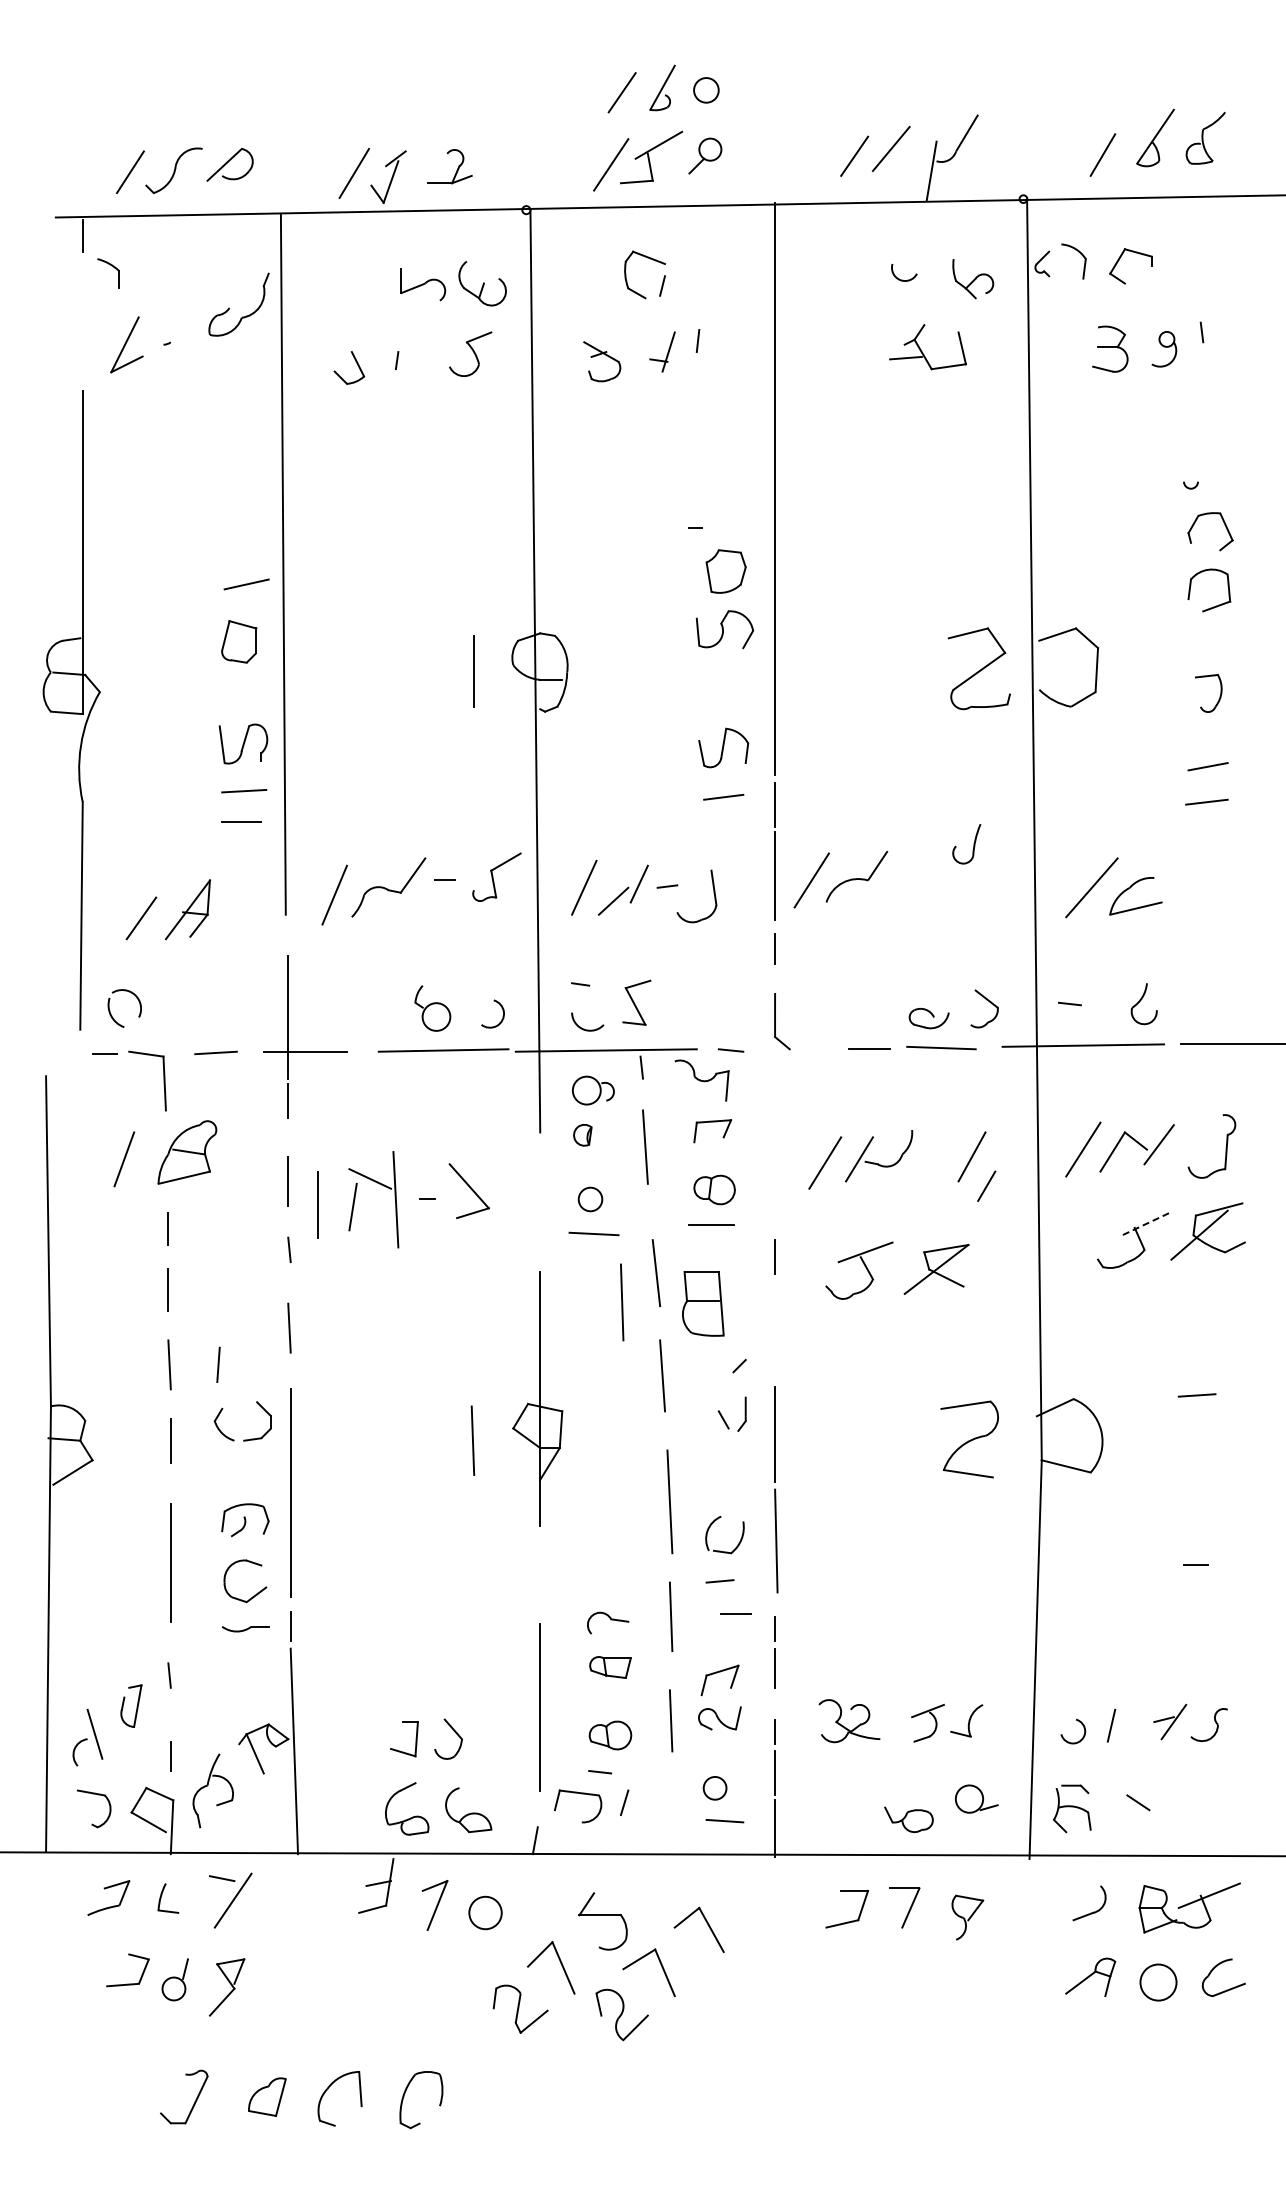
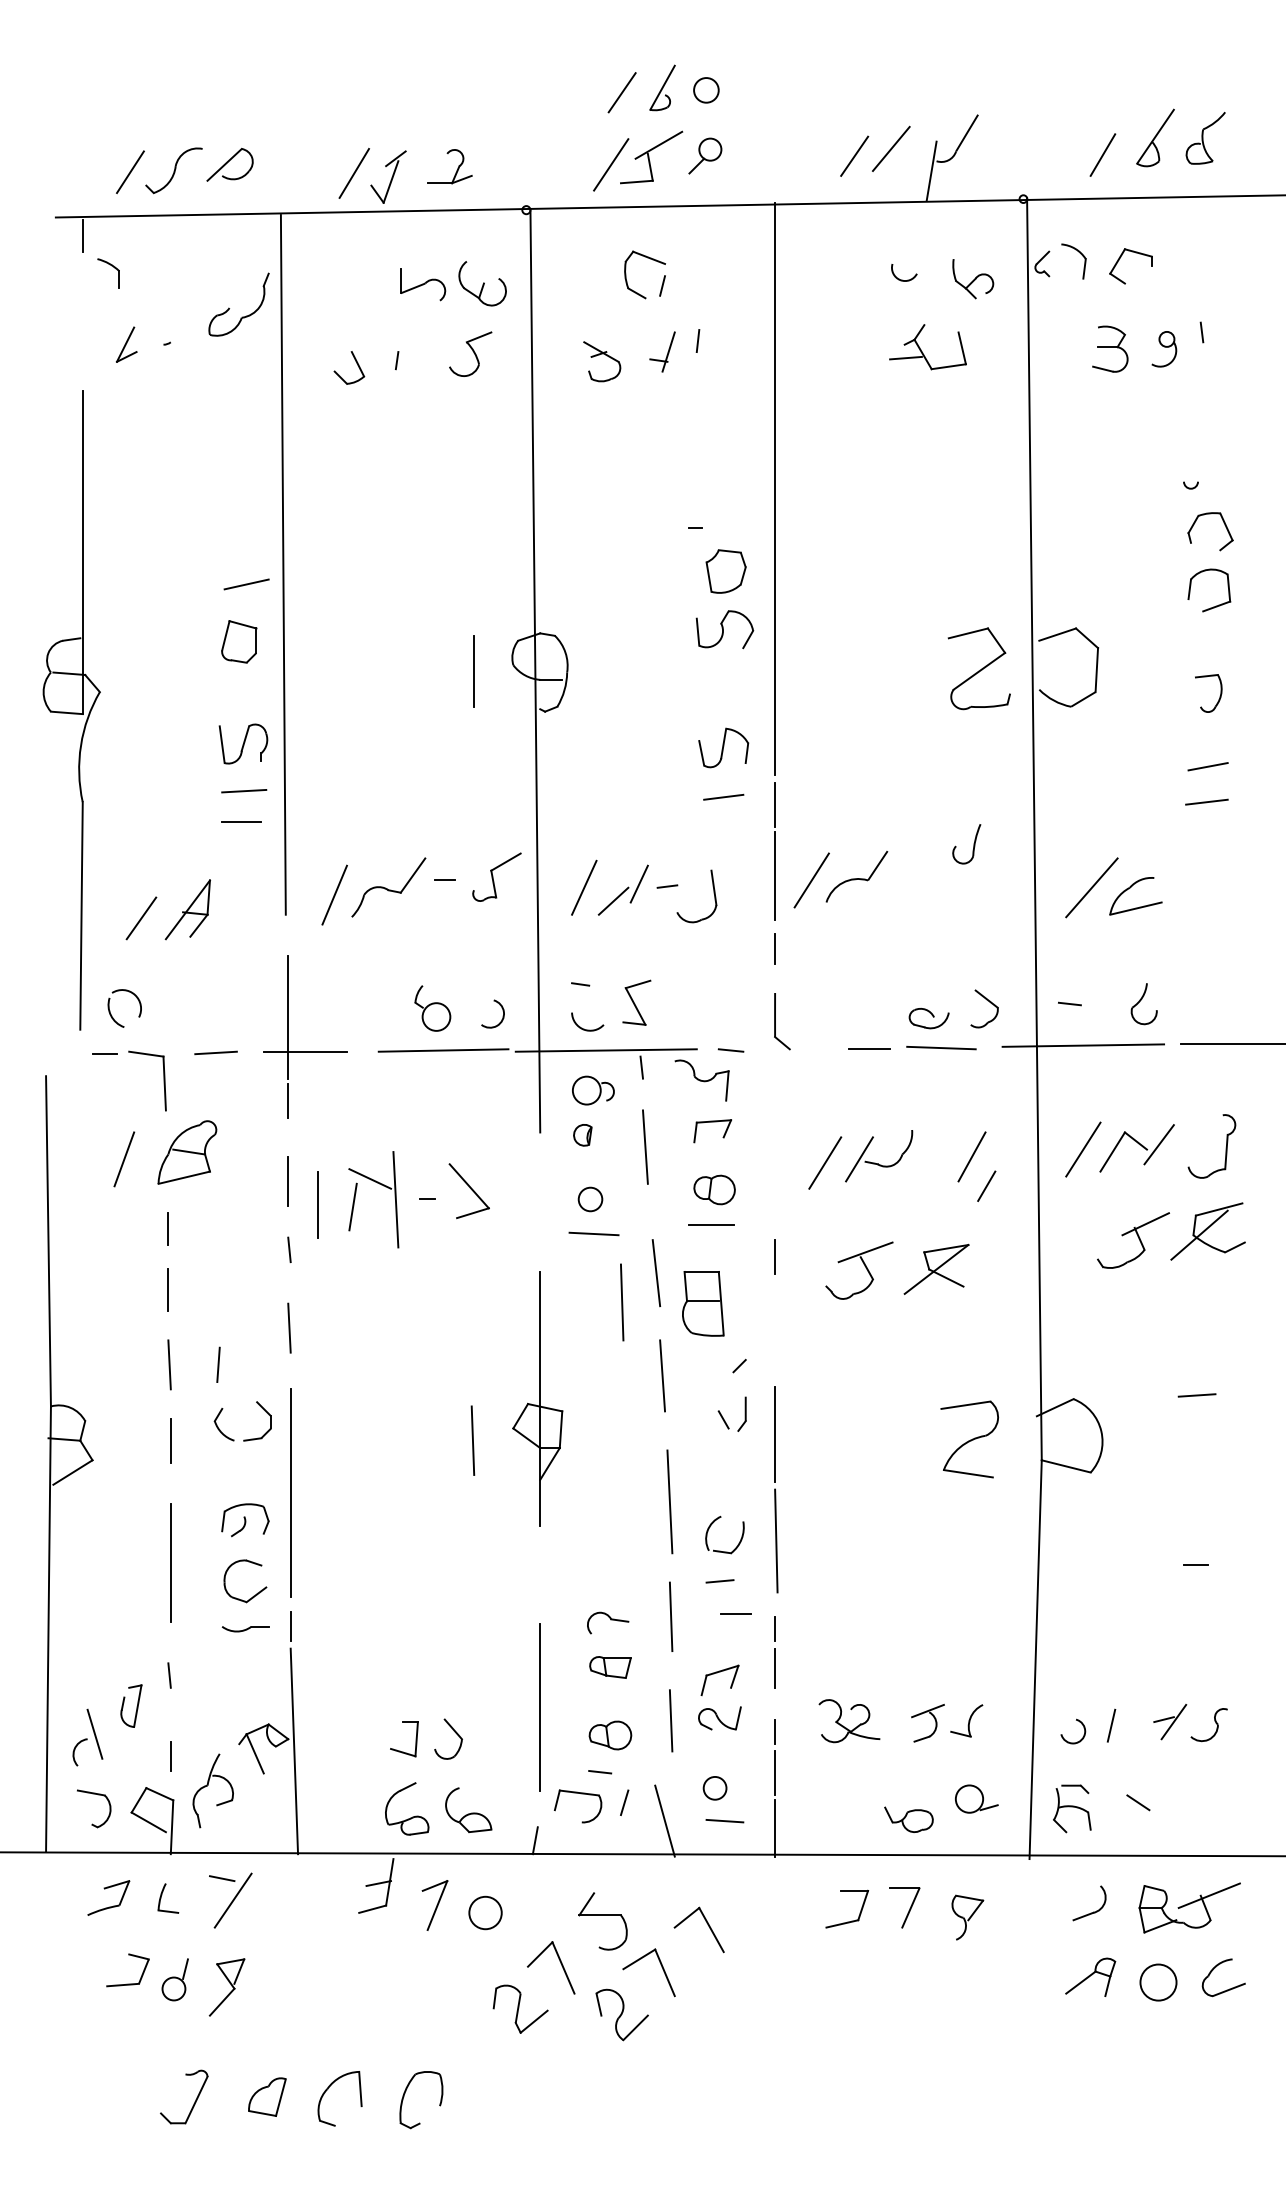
part size: 34x58 px -> 23x37 px (126, 344)
line: dashed -> solid (1145, 1224)
line: none -> present (664, 1820)
